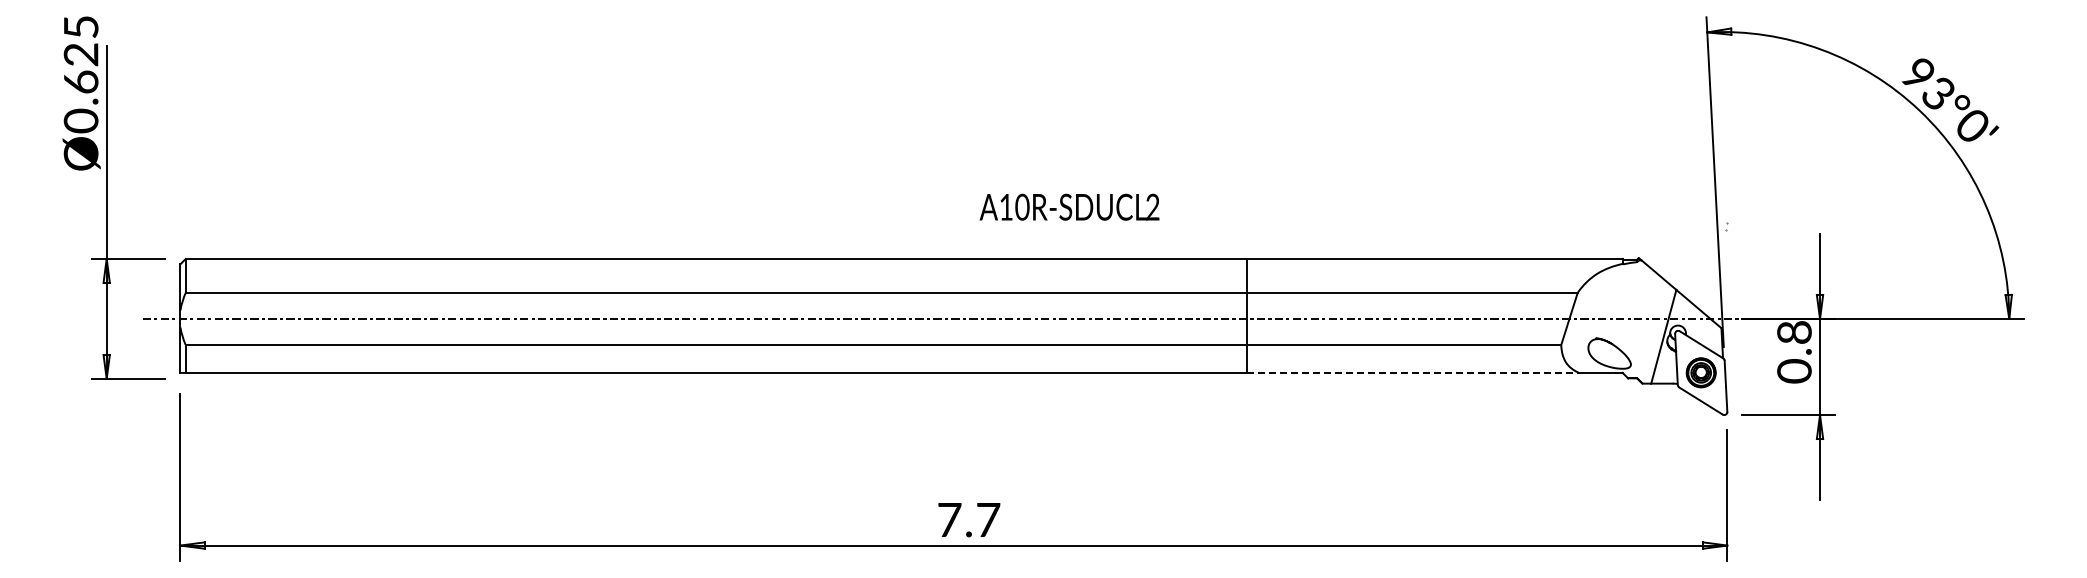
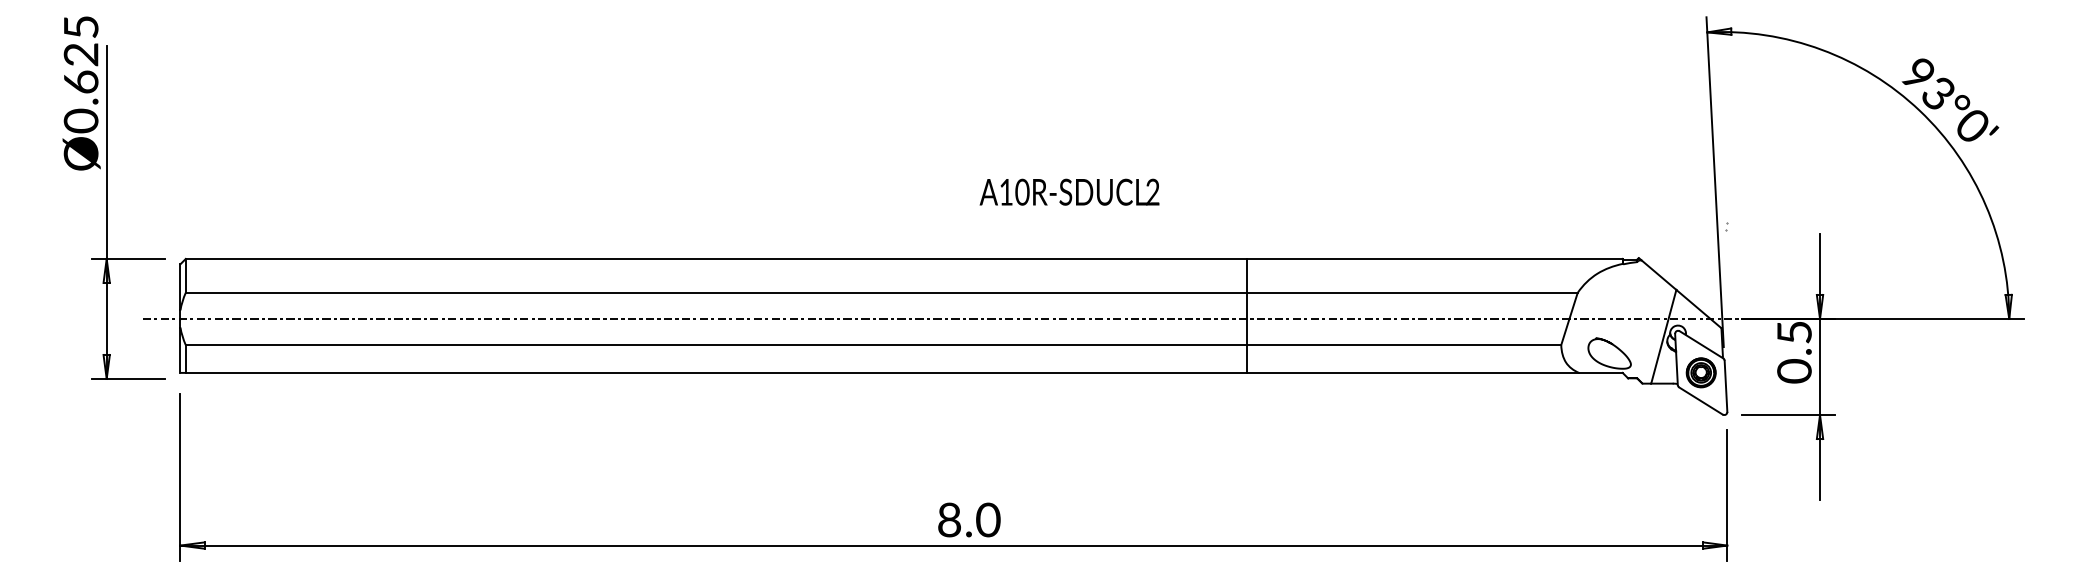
text position: (1069, 206) -> (1069, 191) (1069, 191)
text: 0.8 -> 0.5 (1794, 332)
line: dashed -> solid (1413, 372)
text: 7.7 -> 8.0 (969, 519)
